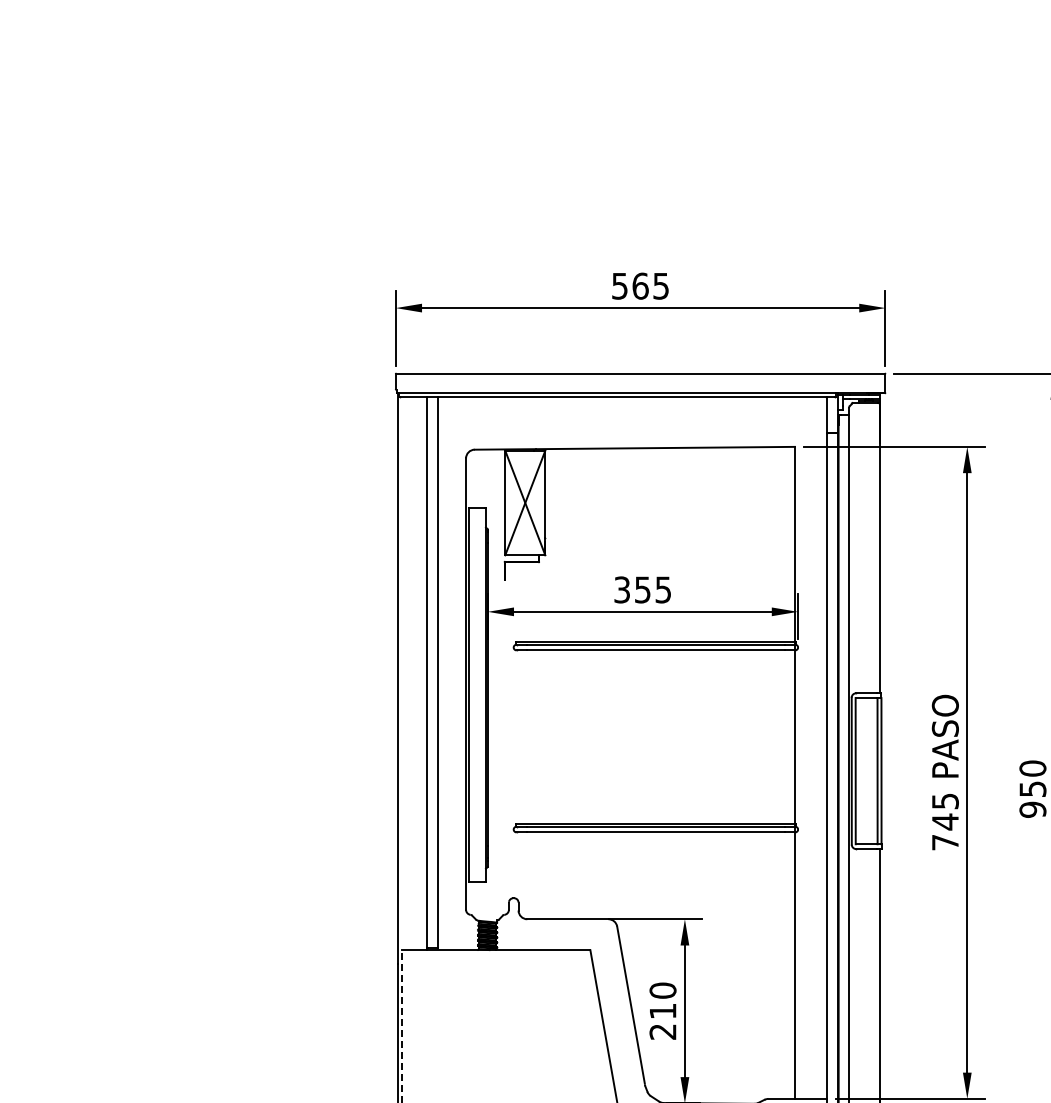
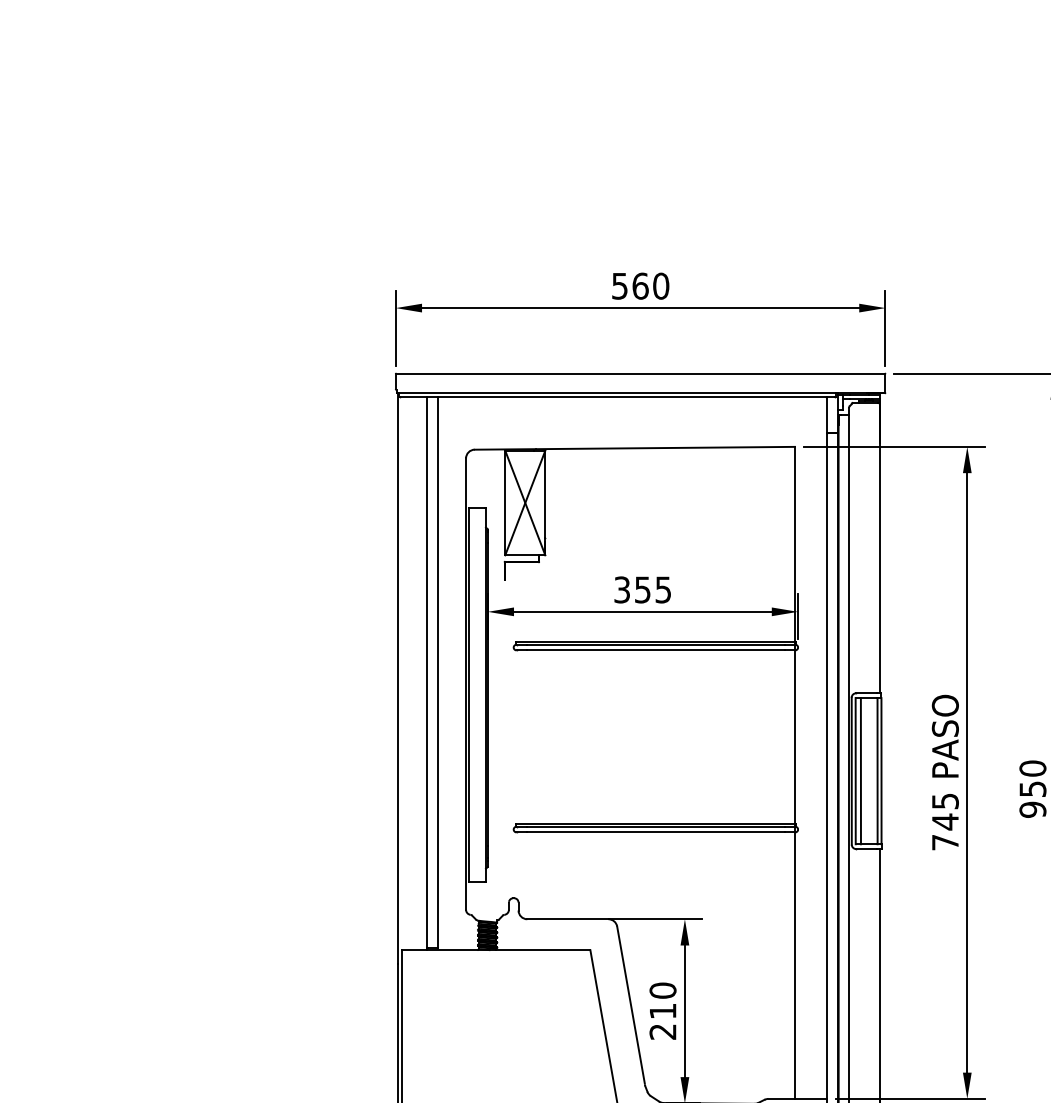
text: 565 -> 560 (661, 285)
line: none -> present (860, 771)
line: dashed -> solid (402, 1026)
